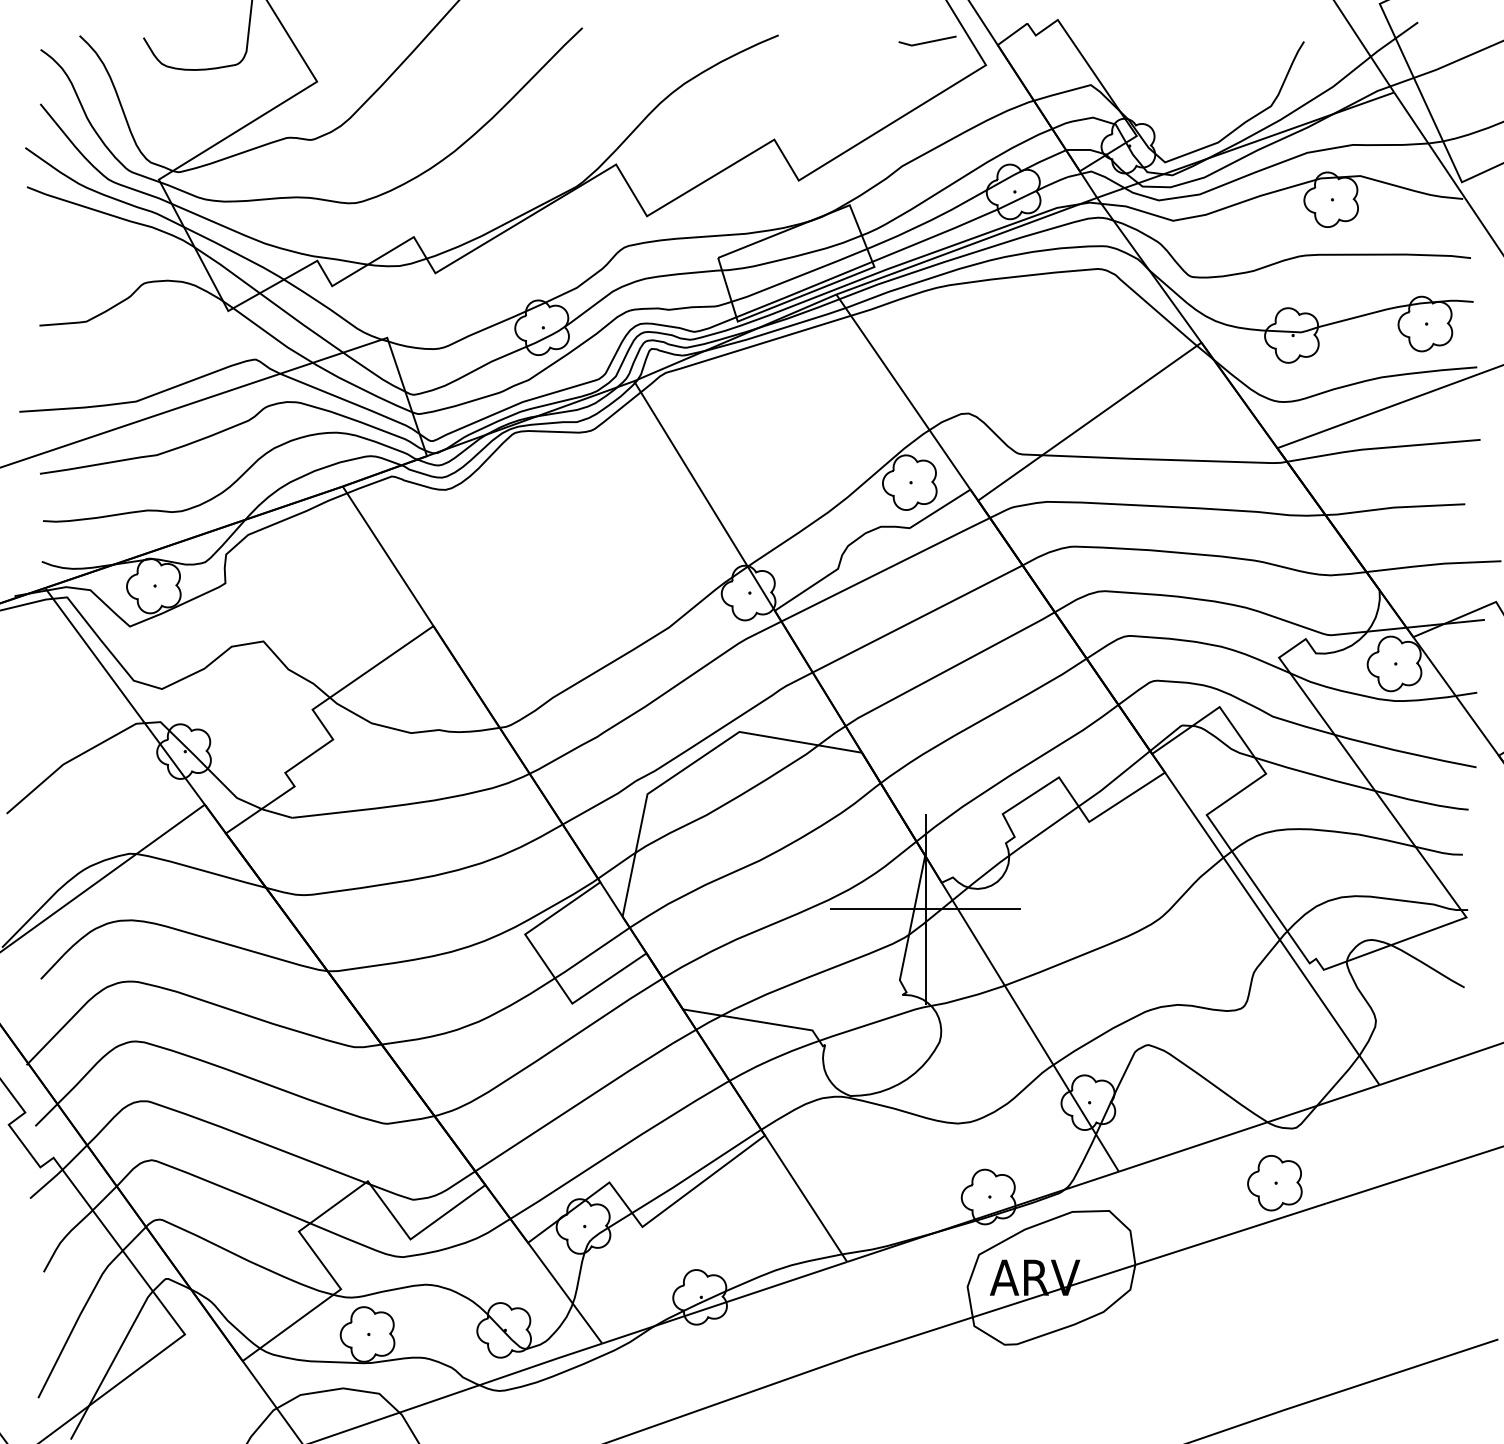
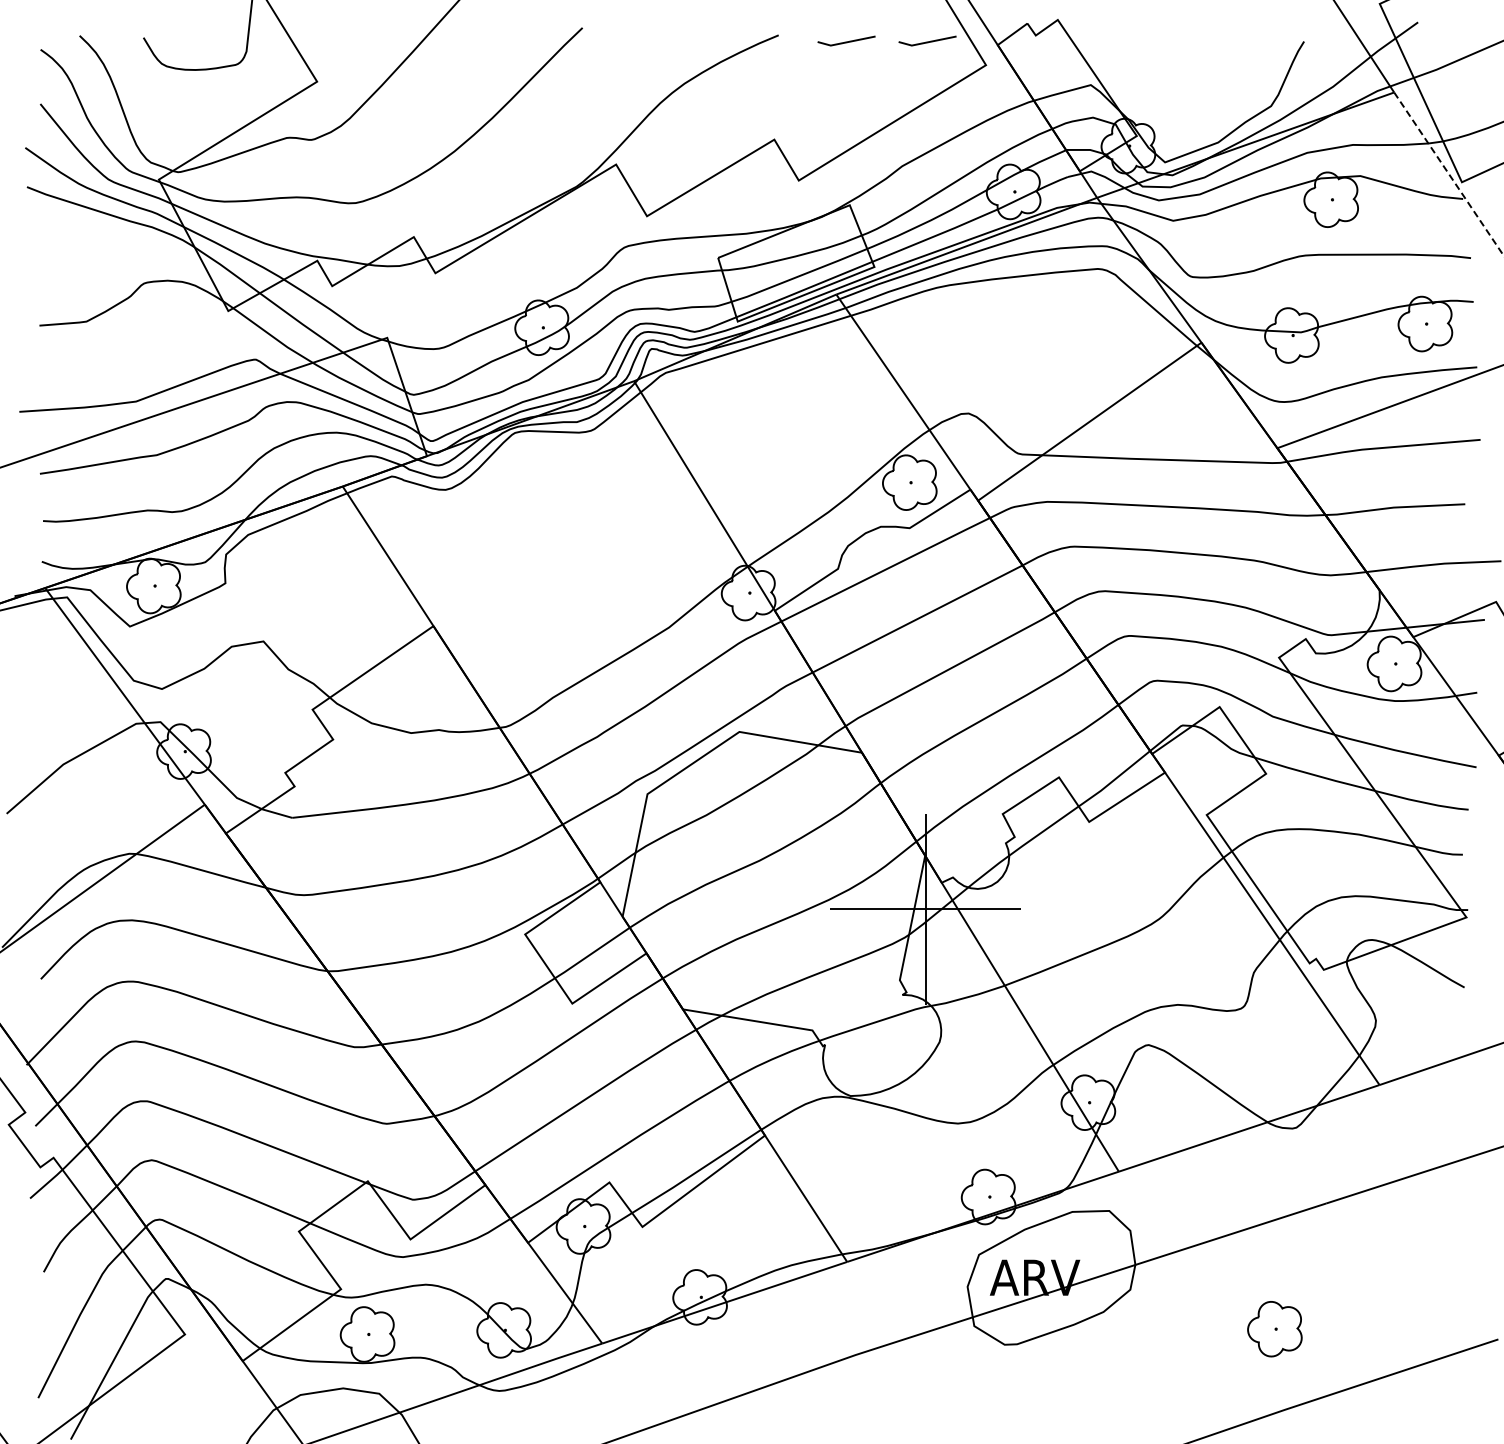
line: none -> present (846, 41)
line: solid -> dashed (1449, 174)
part position: (1274, 1183) -> (1274, 1329) (1274, 1329)
